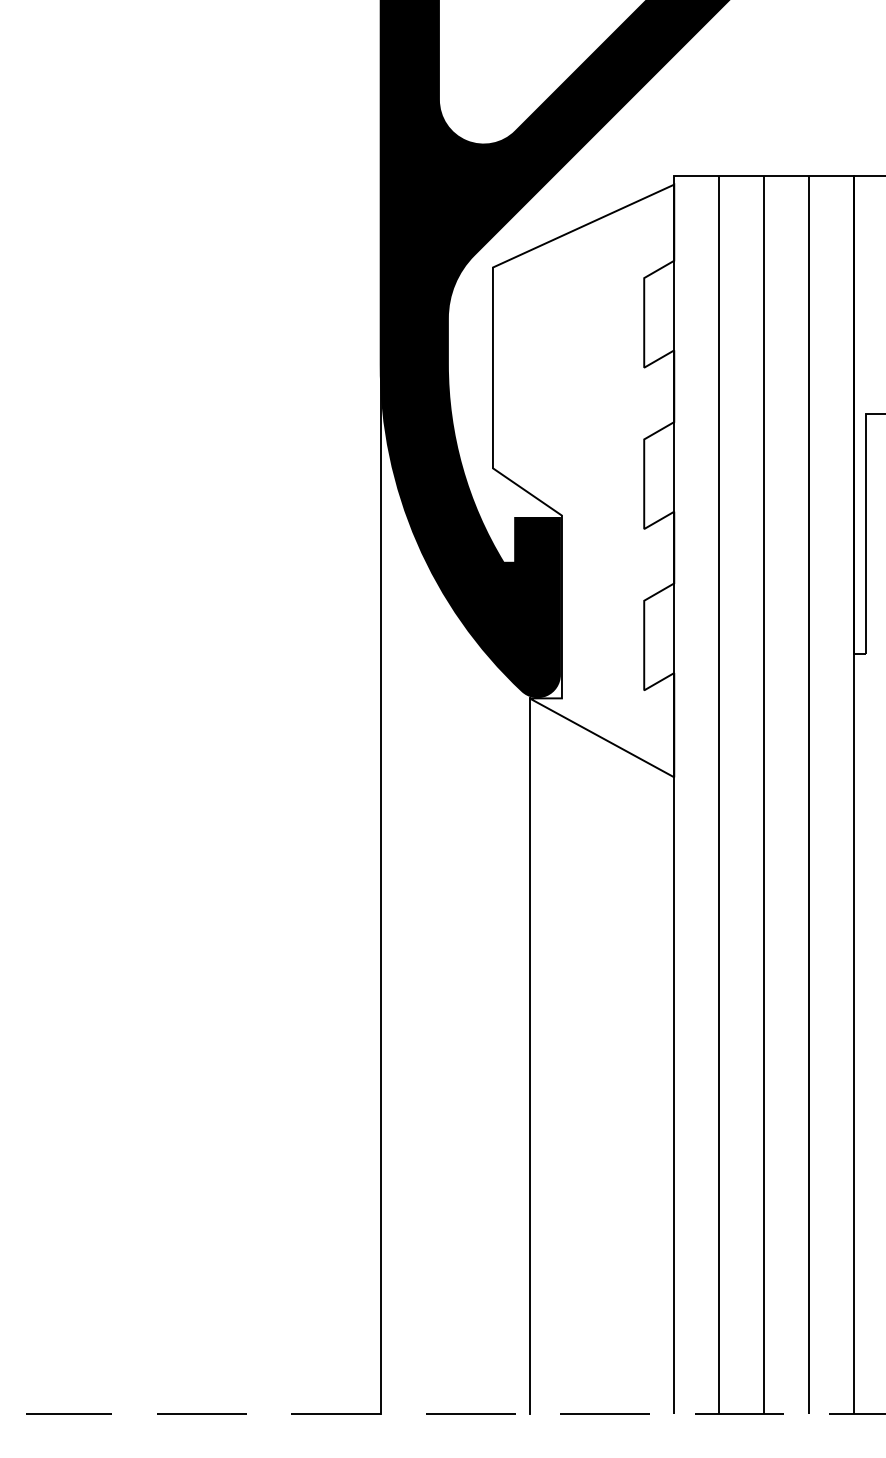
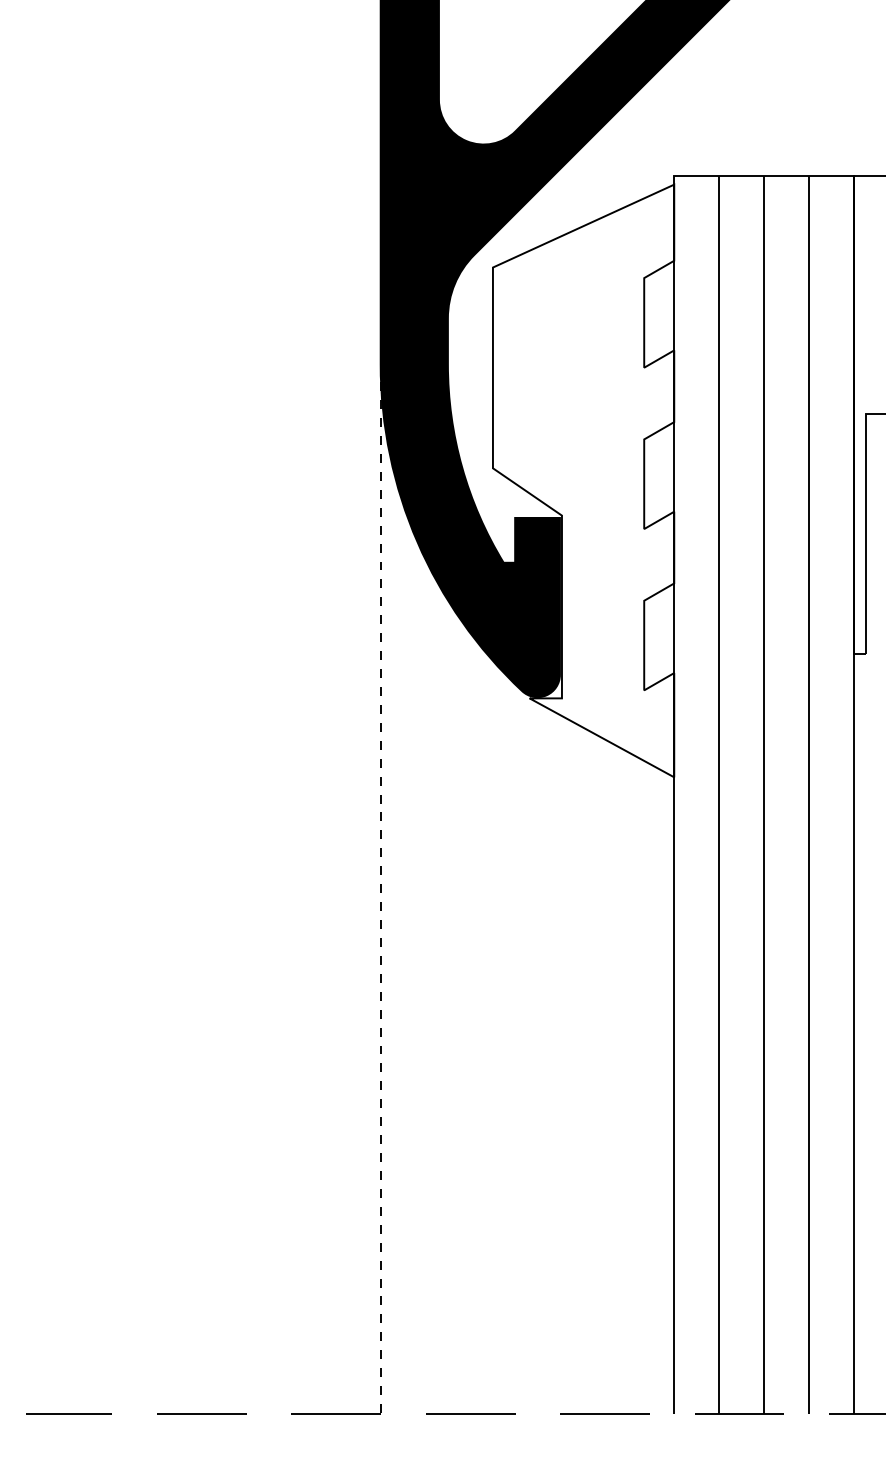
line: solid -> dashed (380, 889)
line: present -> none (529, 1056)
